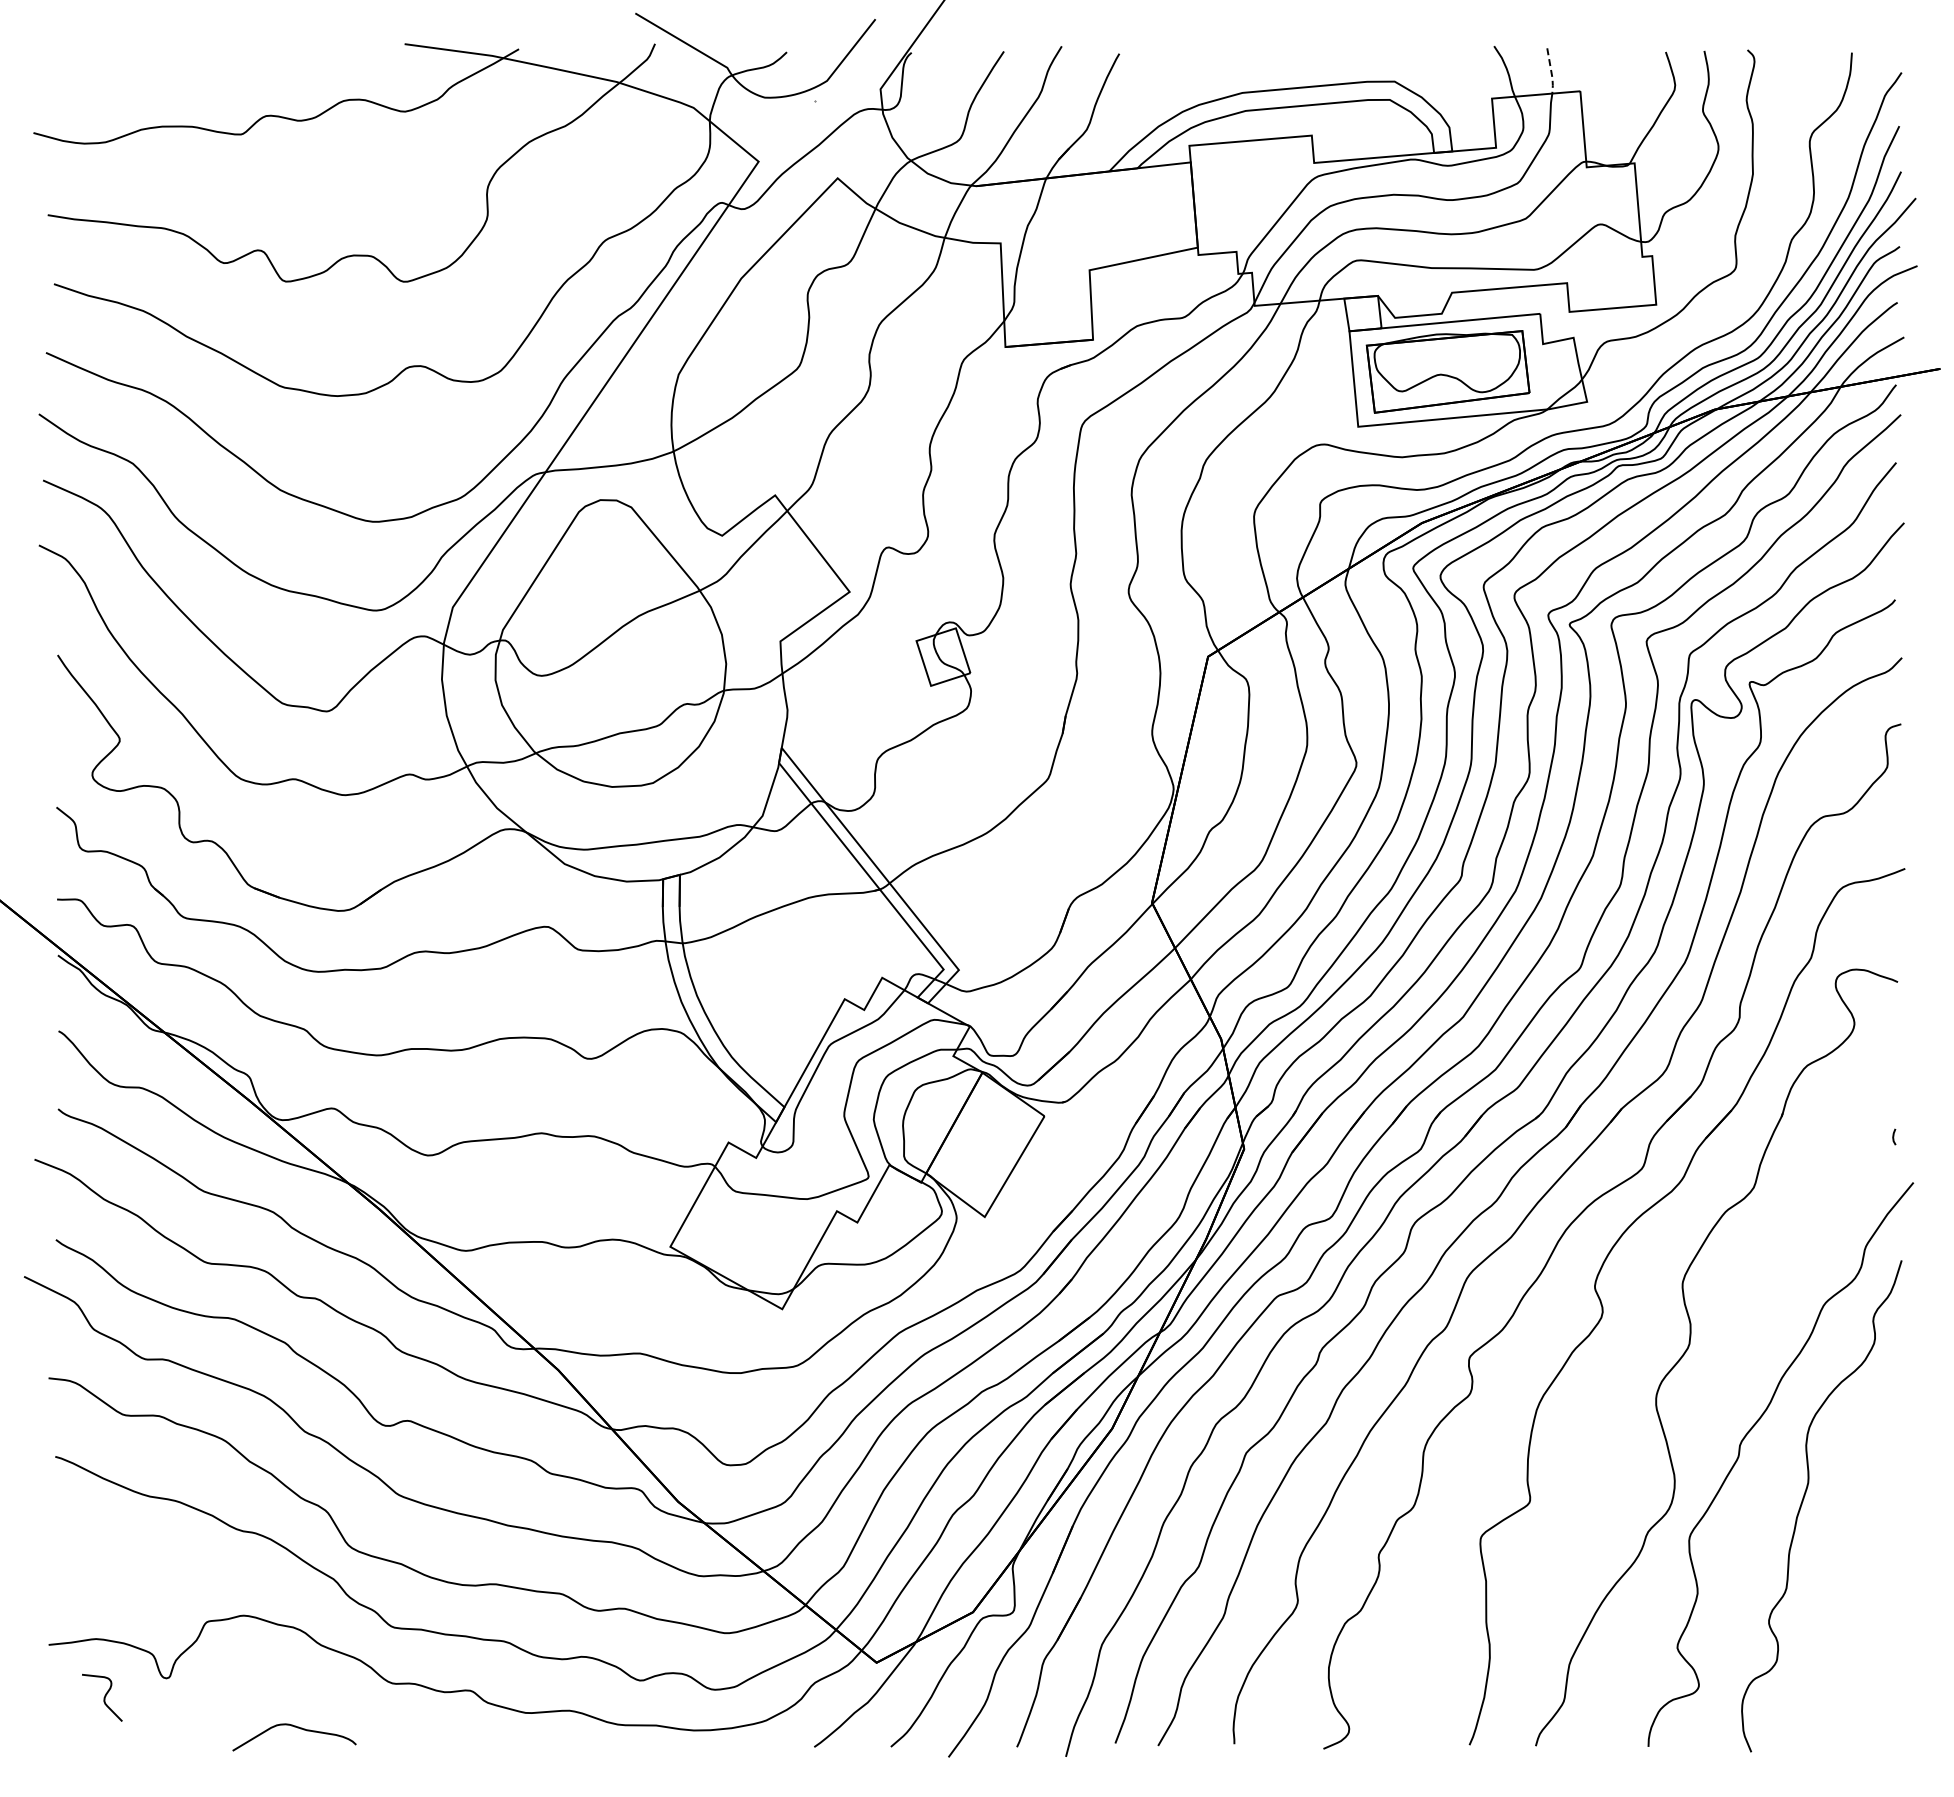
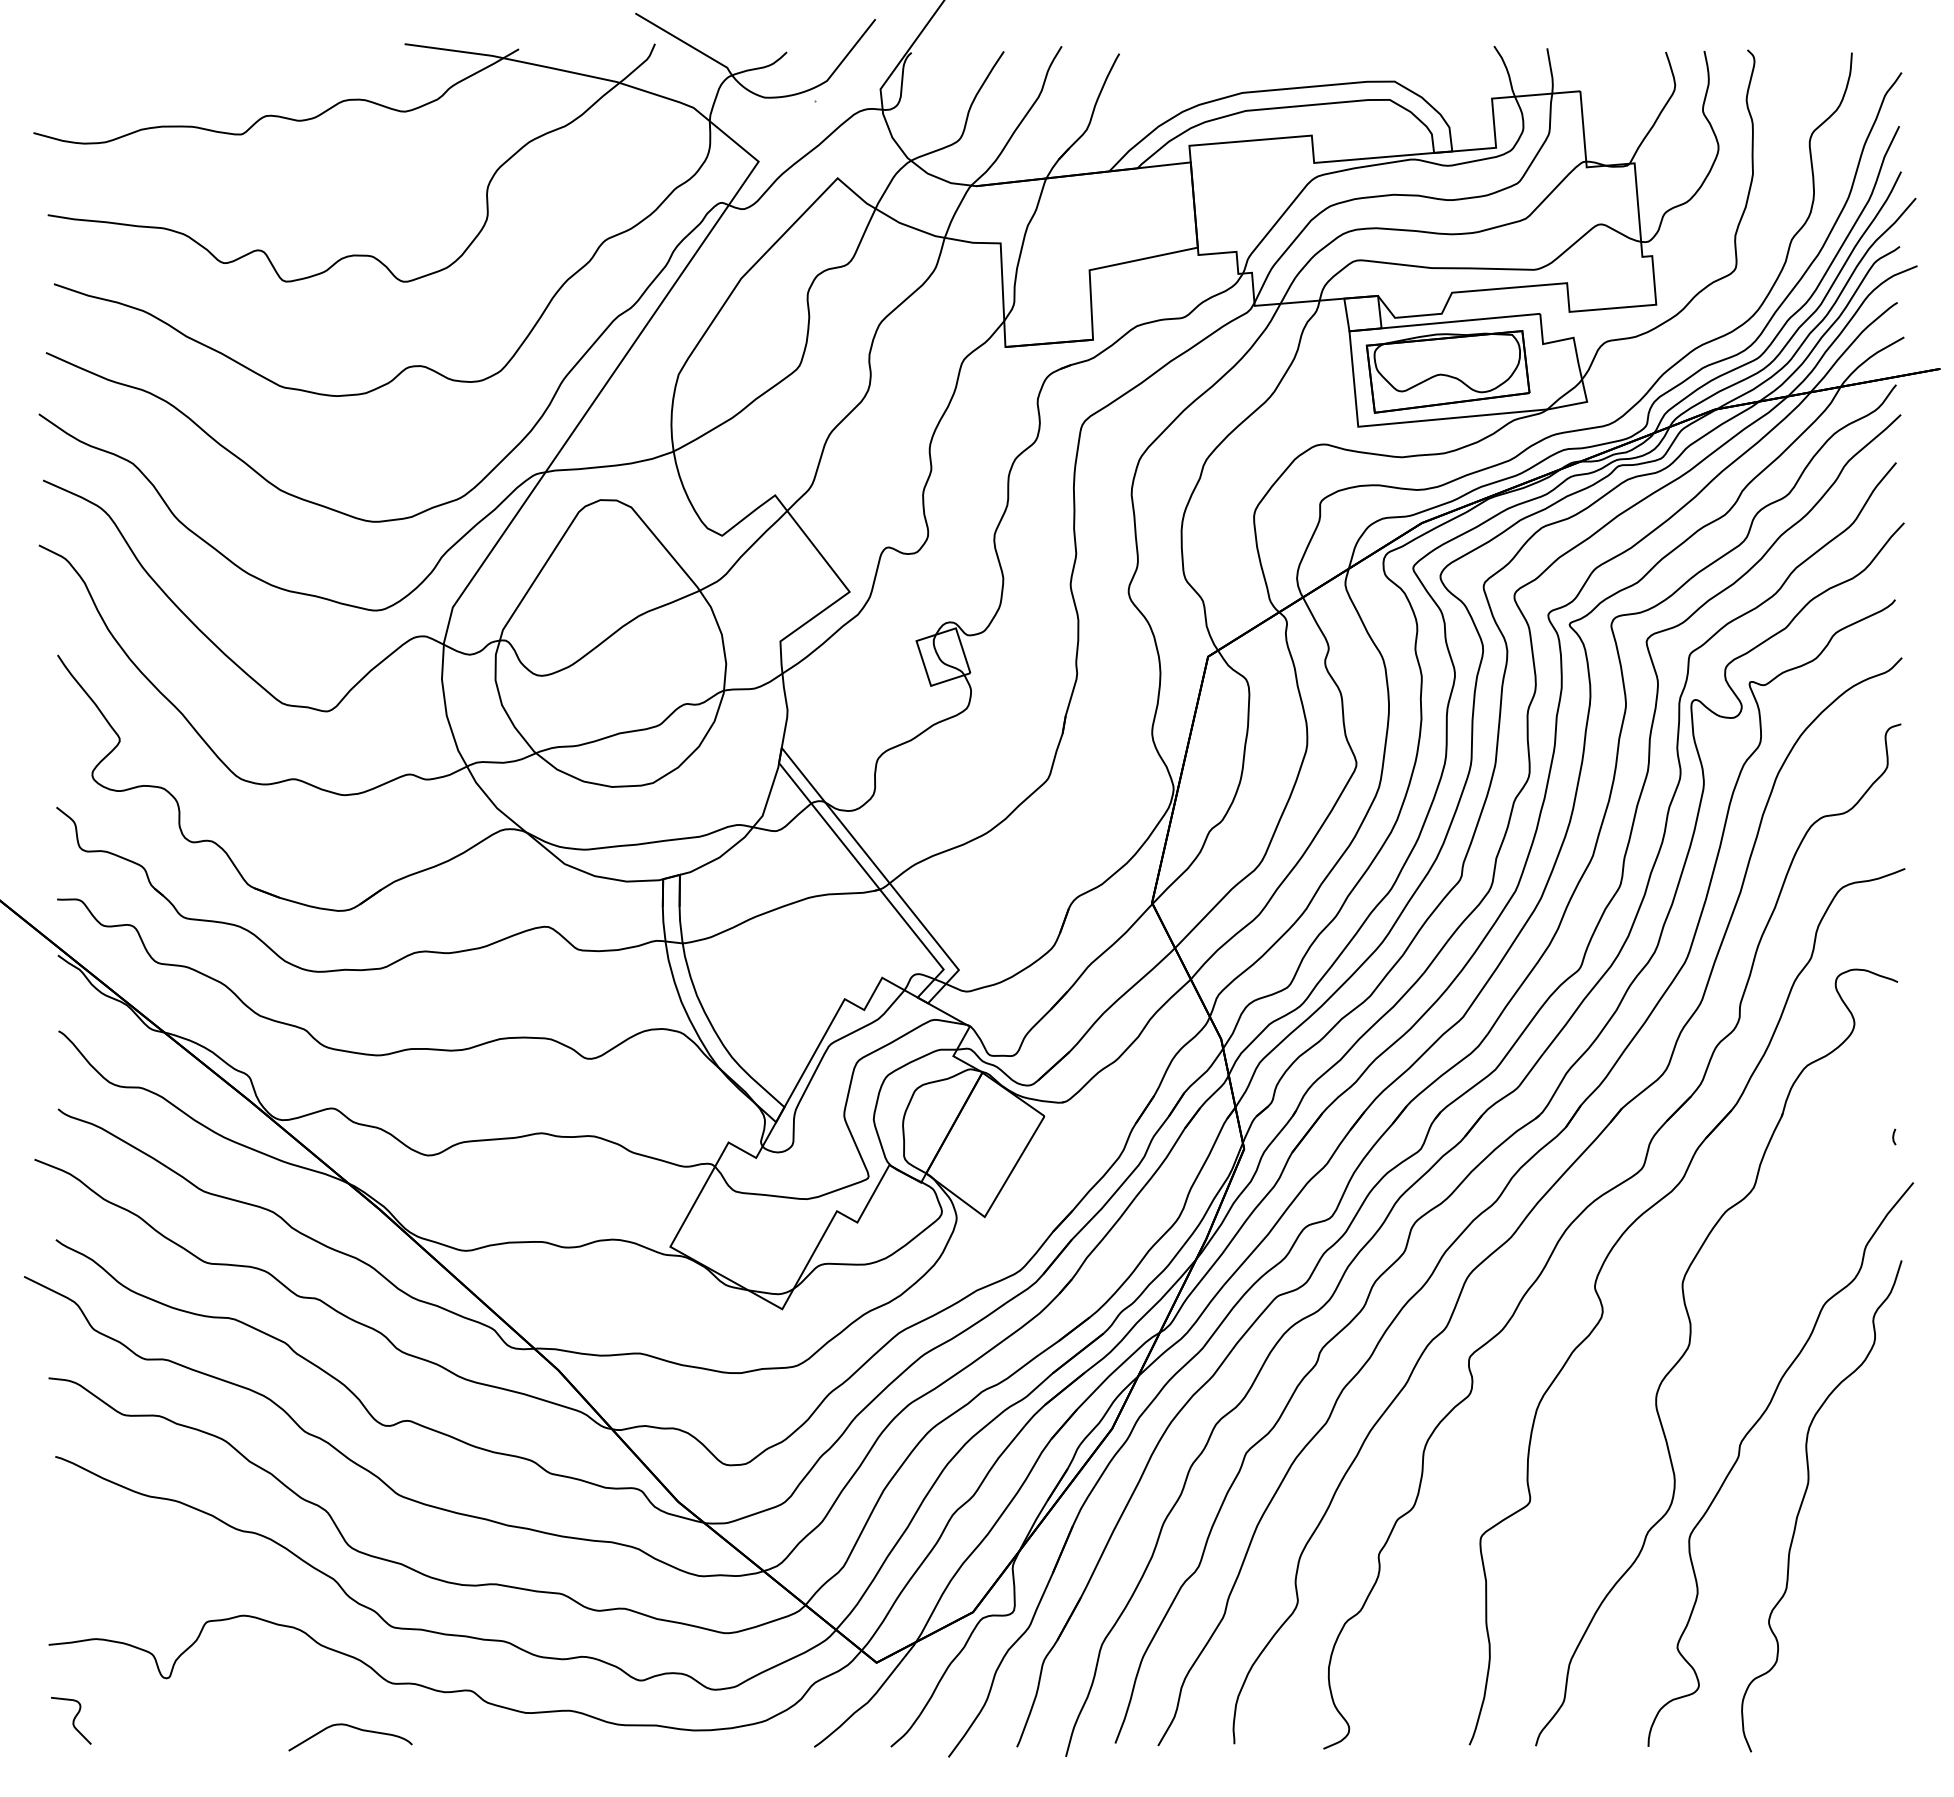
line: dashed -> solid (1551, 72)
curve position: (103, 1697) -> (72, 1720) (72, 1720)
curve position: (297, 1728) -> (353, 1728) (353, 1728)
